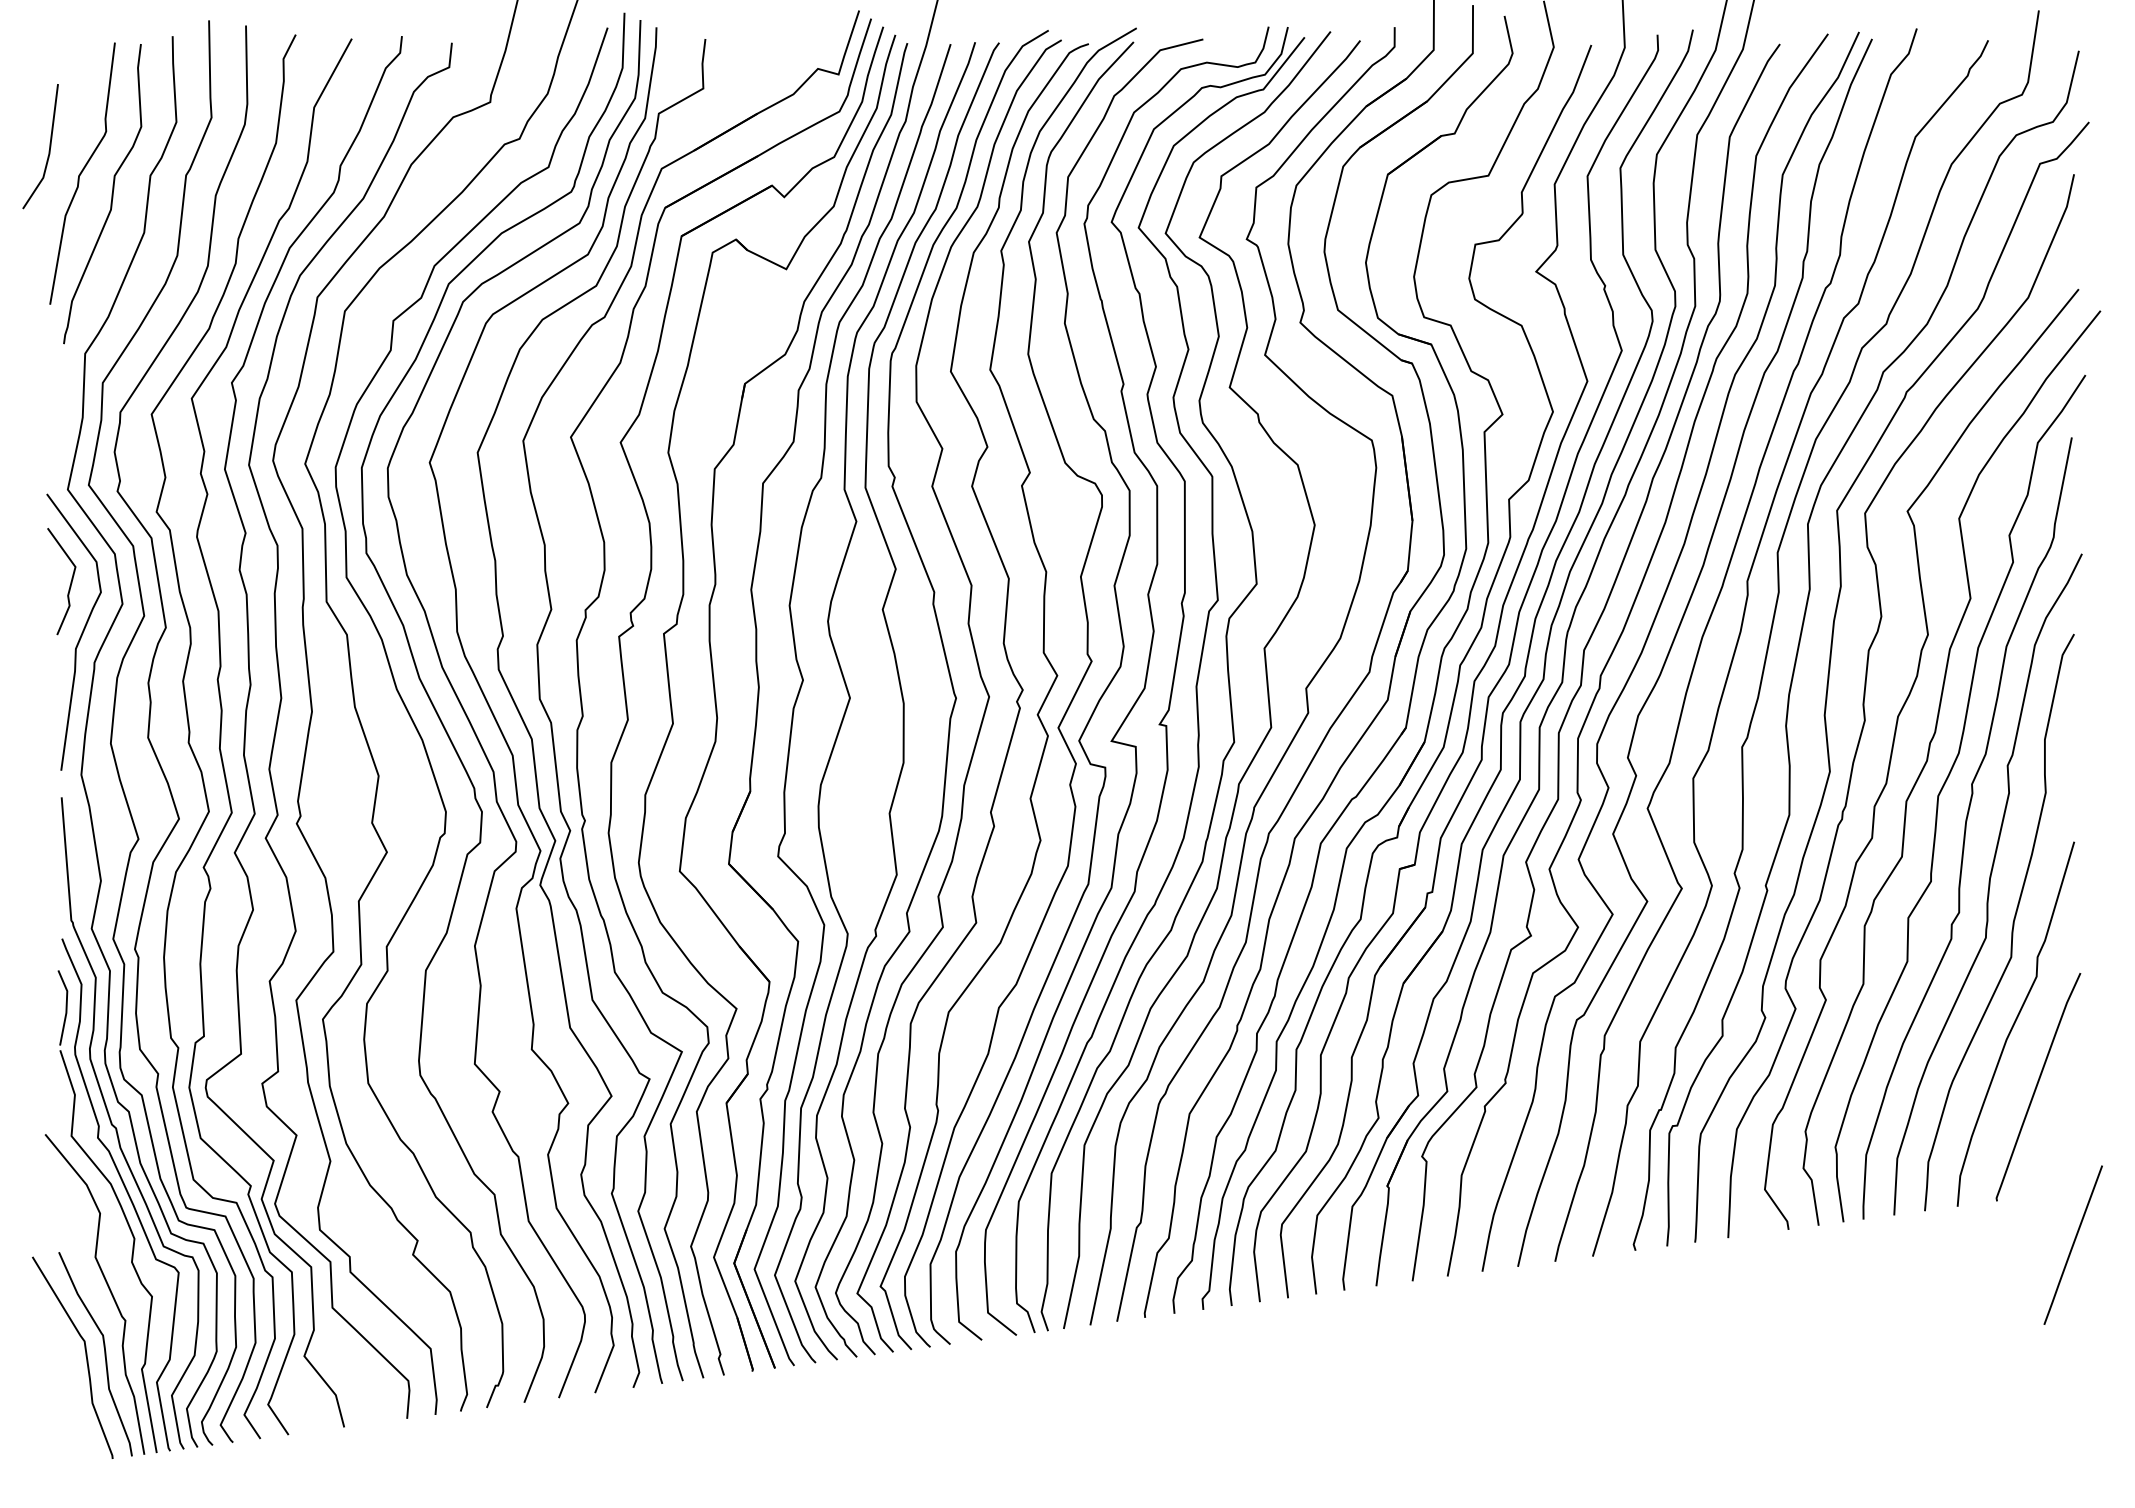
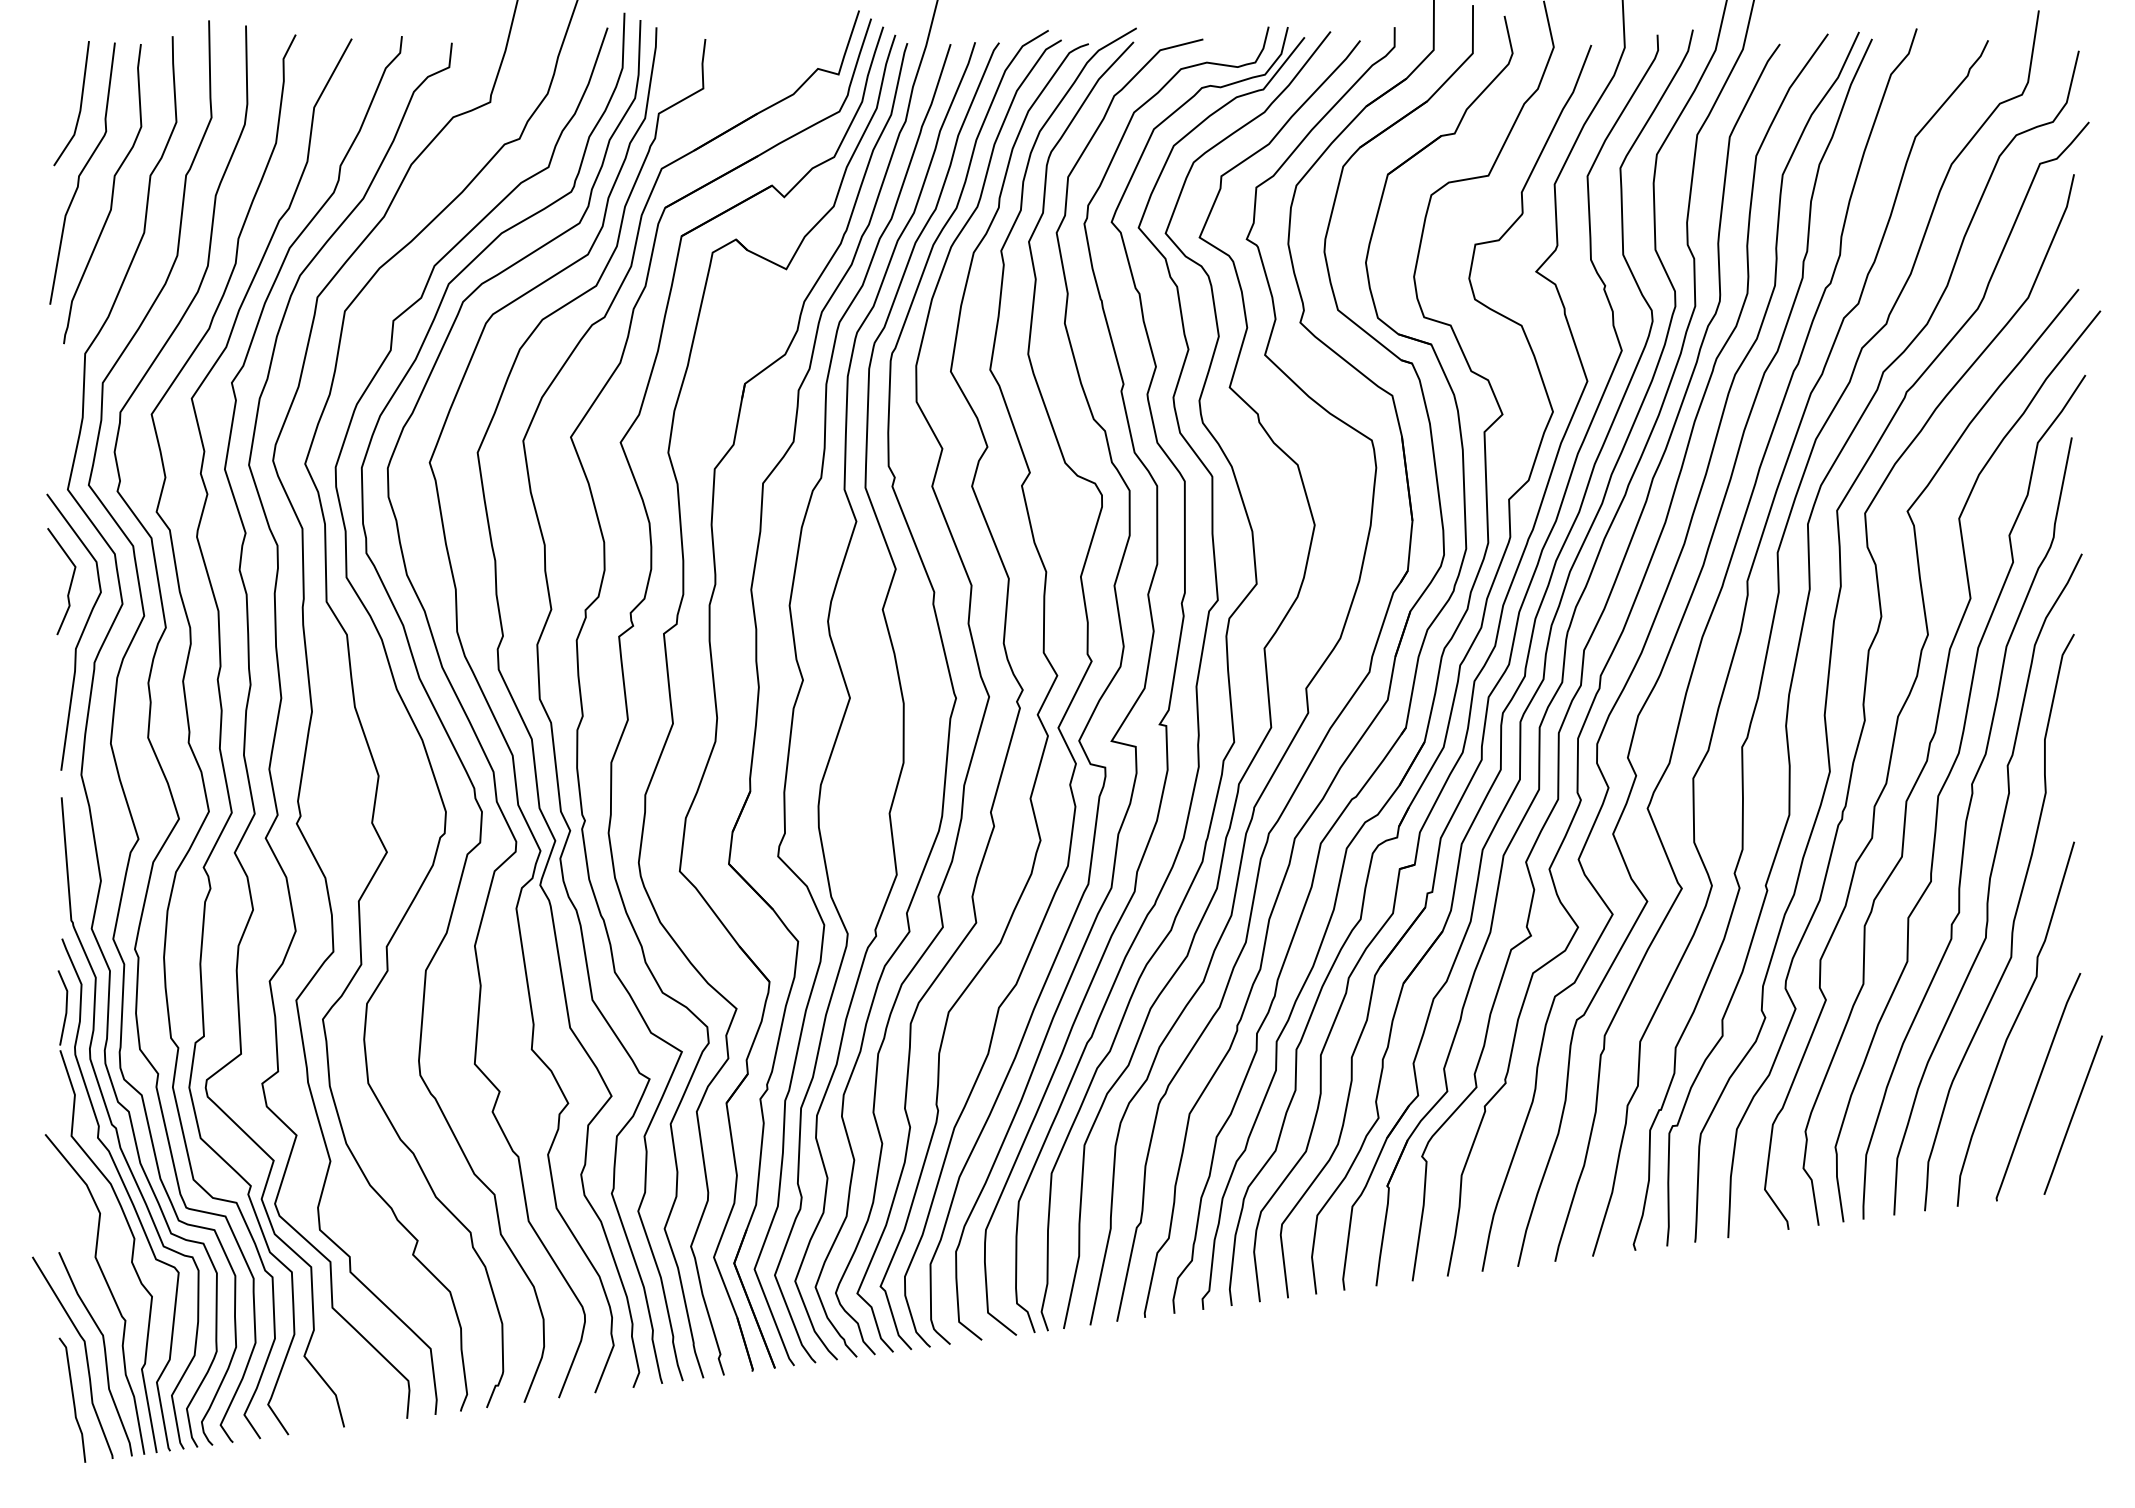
line position: (48, 150) -> (79, 107) (79, 107)
line position: (2072, 1244) -> (2072, 1114) (2072, 1114)
curve: none -> present (72, 1399)
